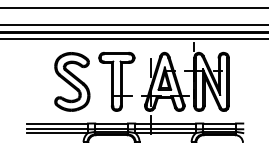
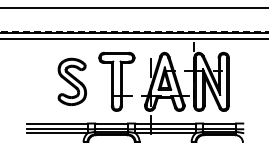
line: present -> none (133, 24)
line: solid -> dashed (134, 31)
part size: 37x60 px -> 30x49 px (71, 81)
